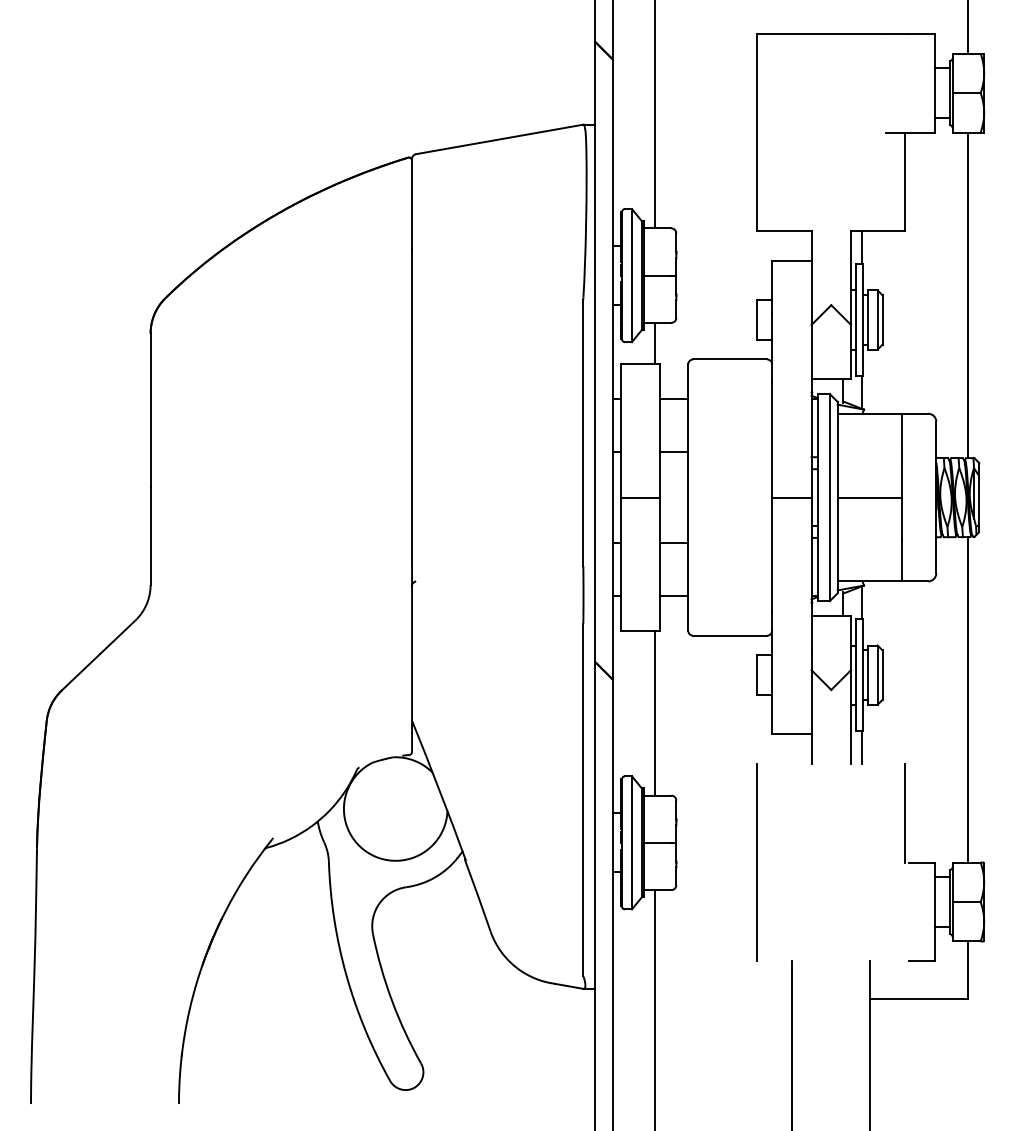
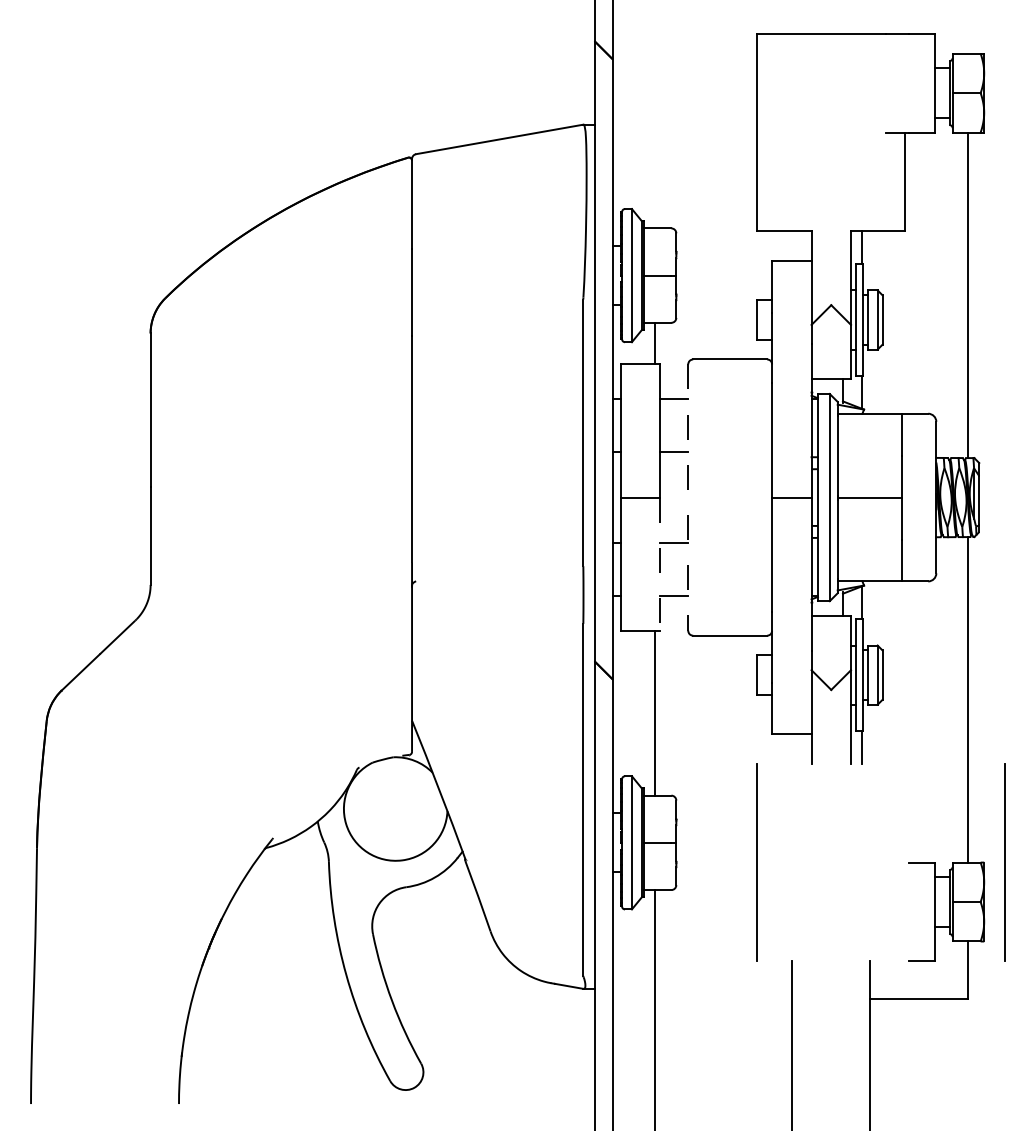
line: present -> none (968, 27)
line: present -> none (655, 115)
line: solid -> dashed (688, 498)
line: solid -> dashed (660, 564)
line: present -> none (905, 812)
line: none -> present (1004, 862)
